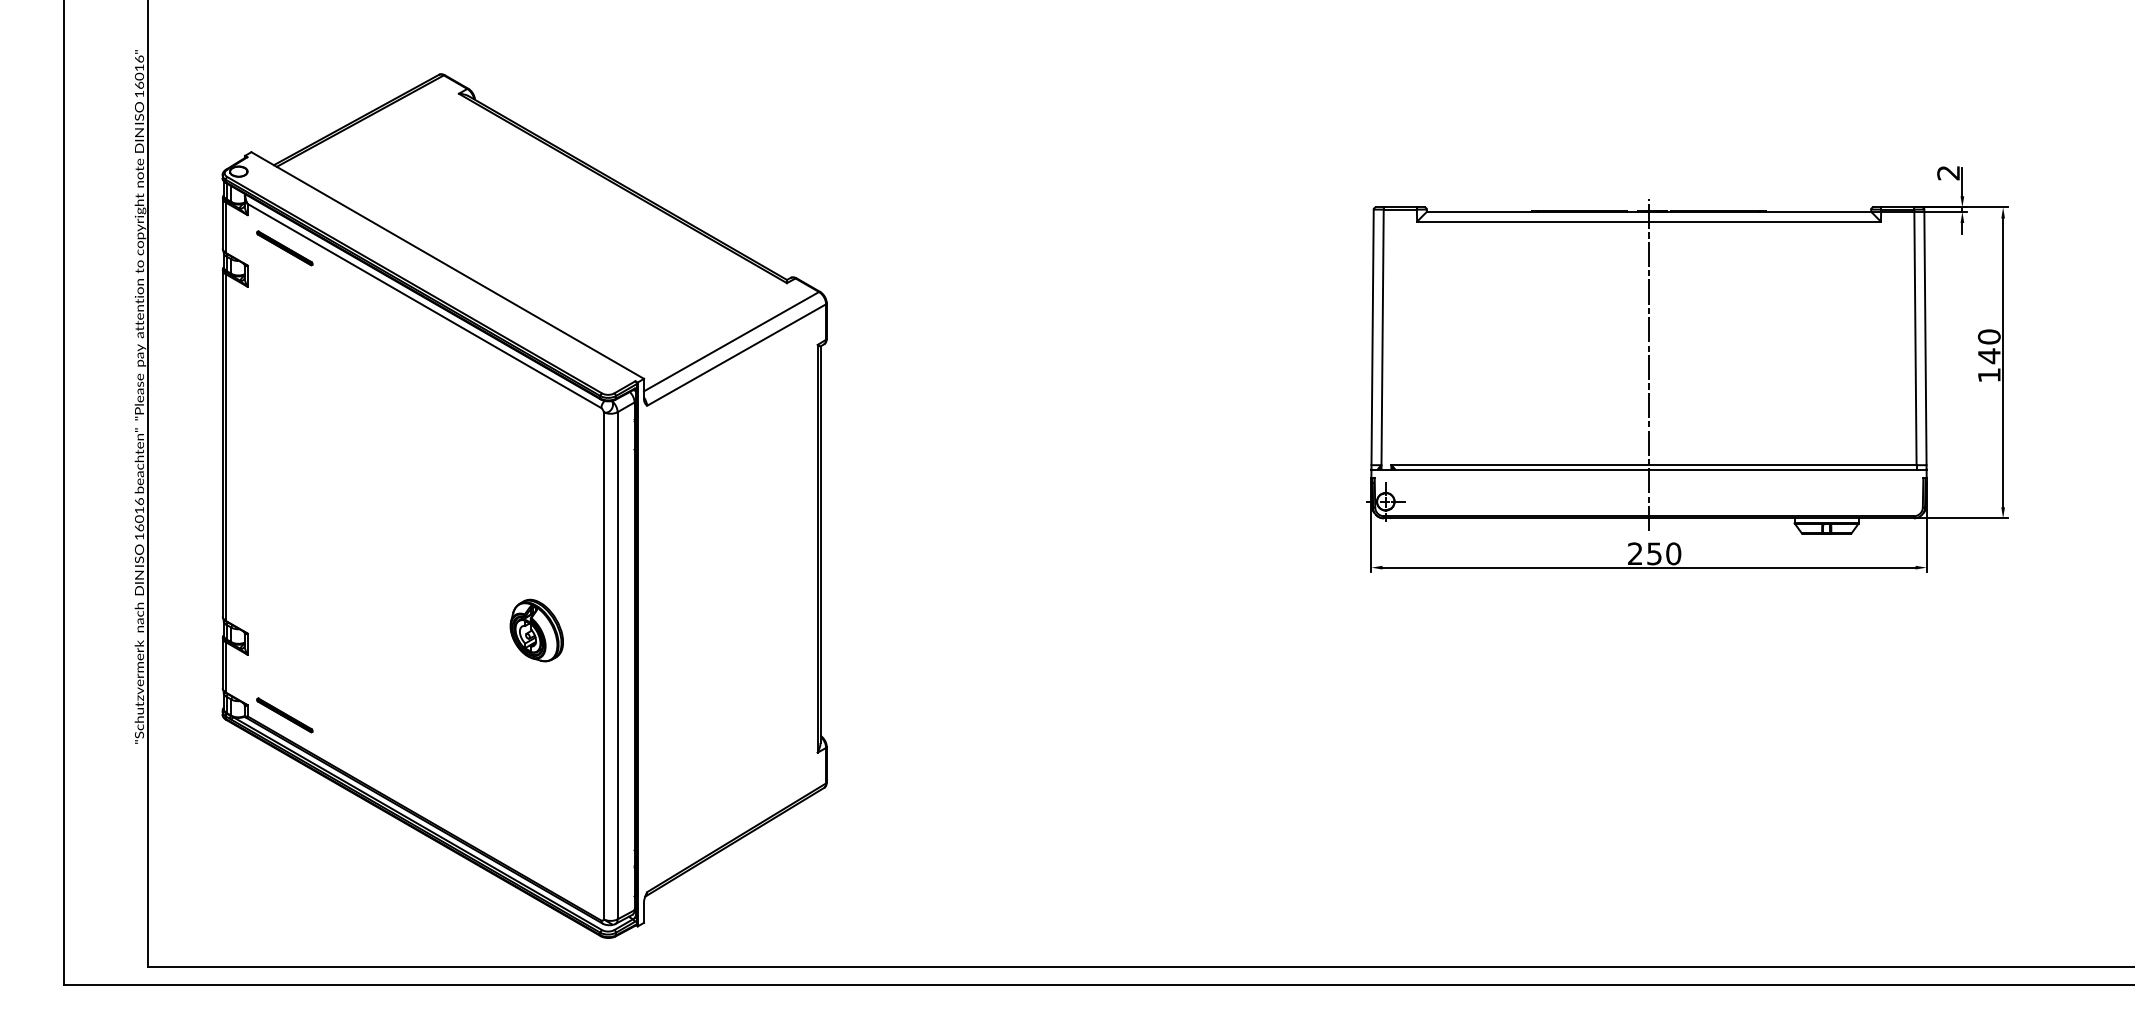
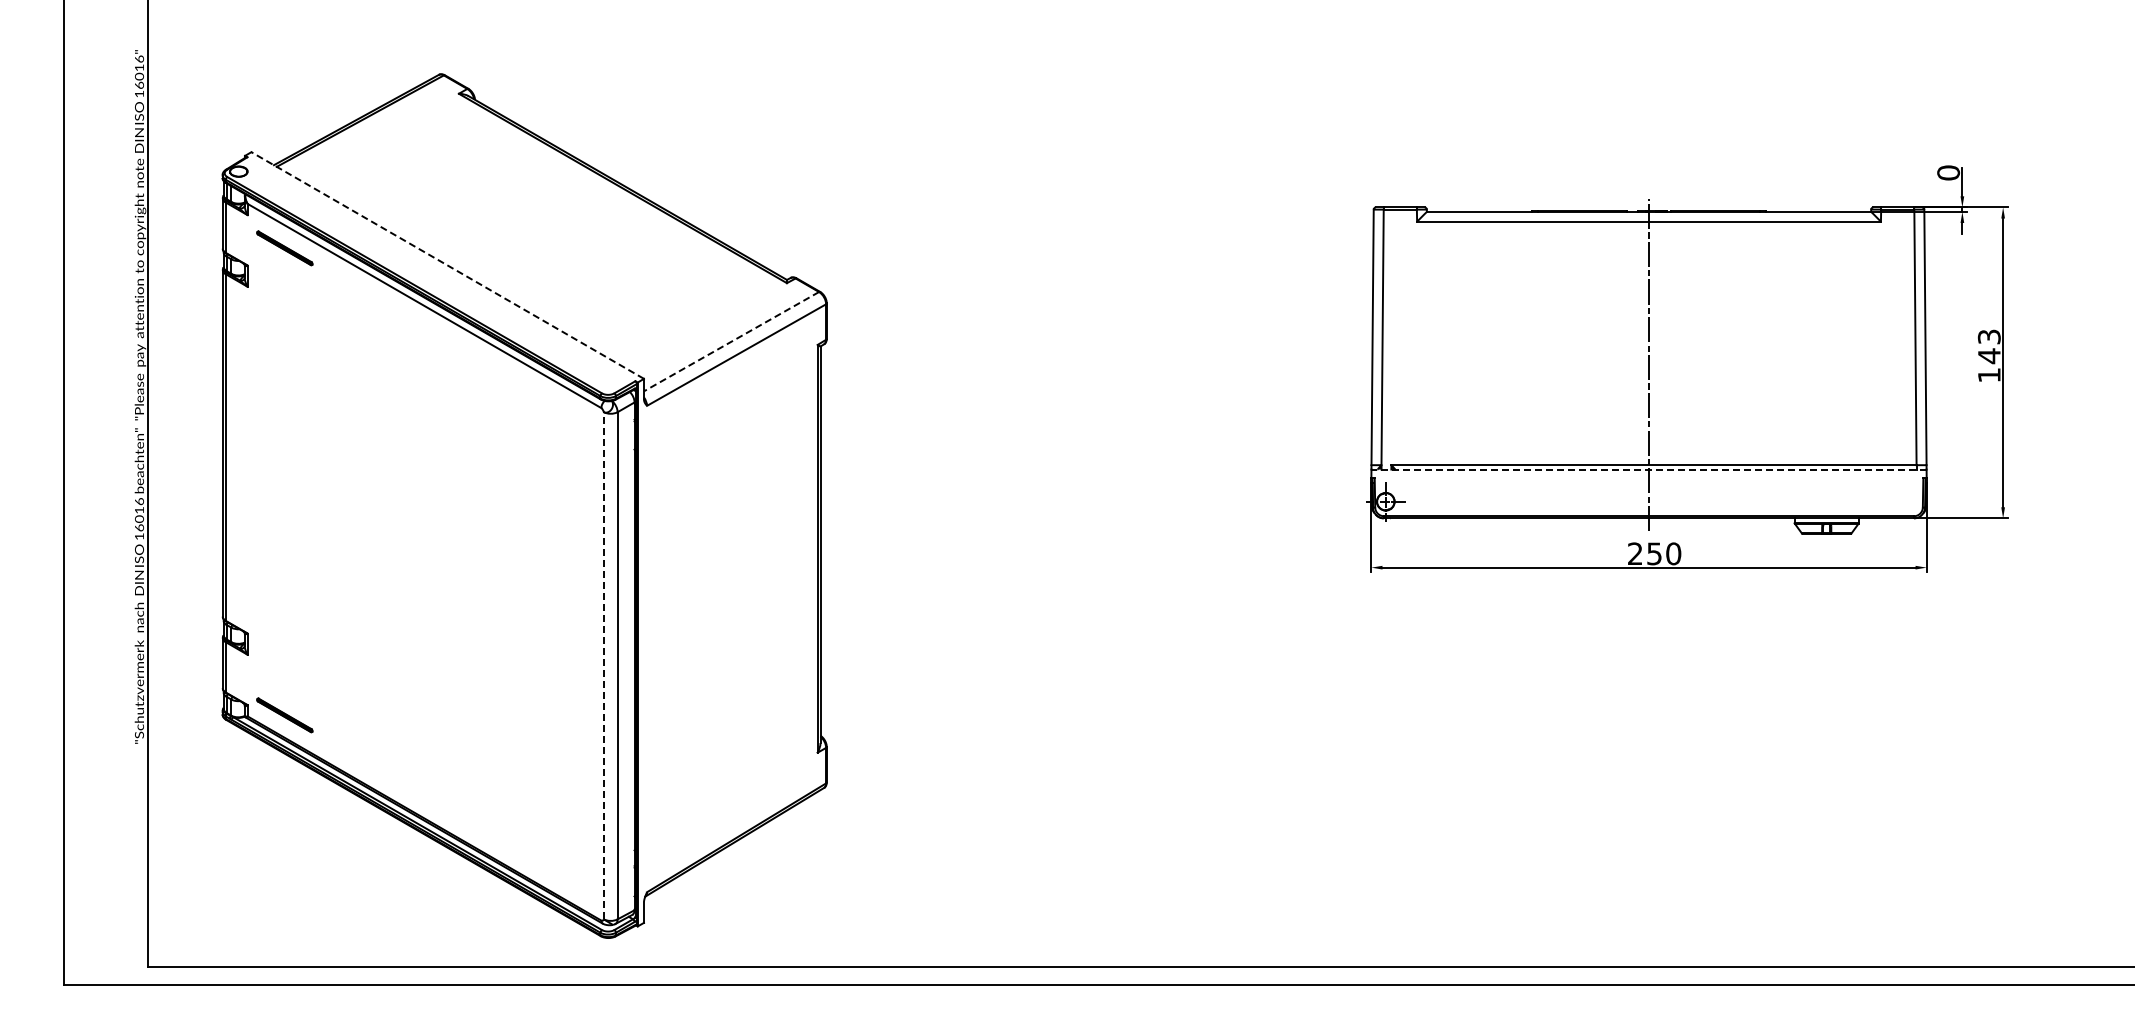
text: 2 -> 0 (1948, 172)
line: solid -> dashed (447, 265)
text: 140 -> 143 (1988, 336)
line: solid -> dashed (731, 341)
line: solid -> dashed (1649, 469)
part: present -> none (536, 630)
line: solid -> dashed (603, 665)
